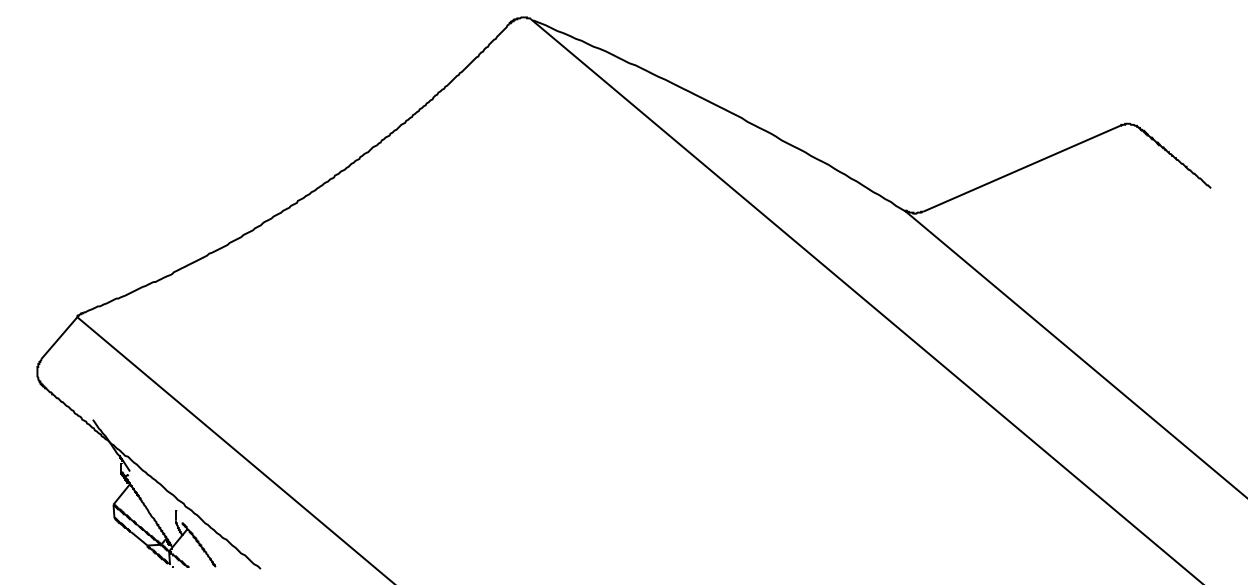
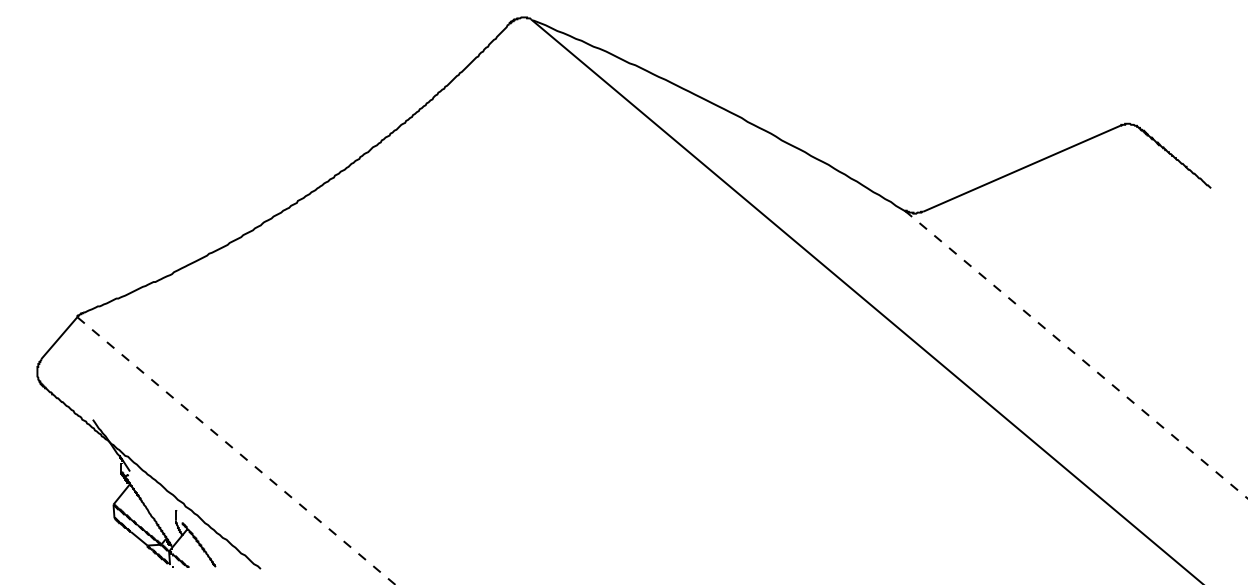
line: solid -> dashed (1076, 354)
line: solid -> dashed (236, 451)
